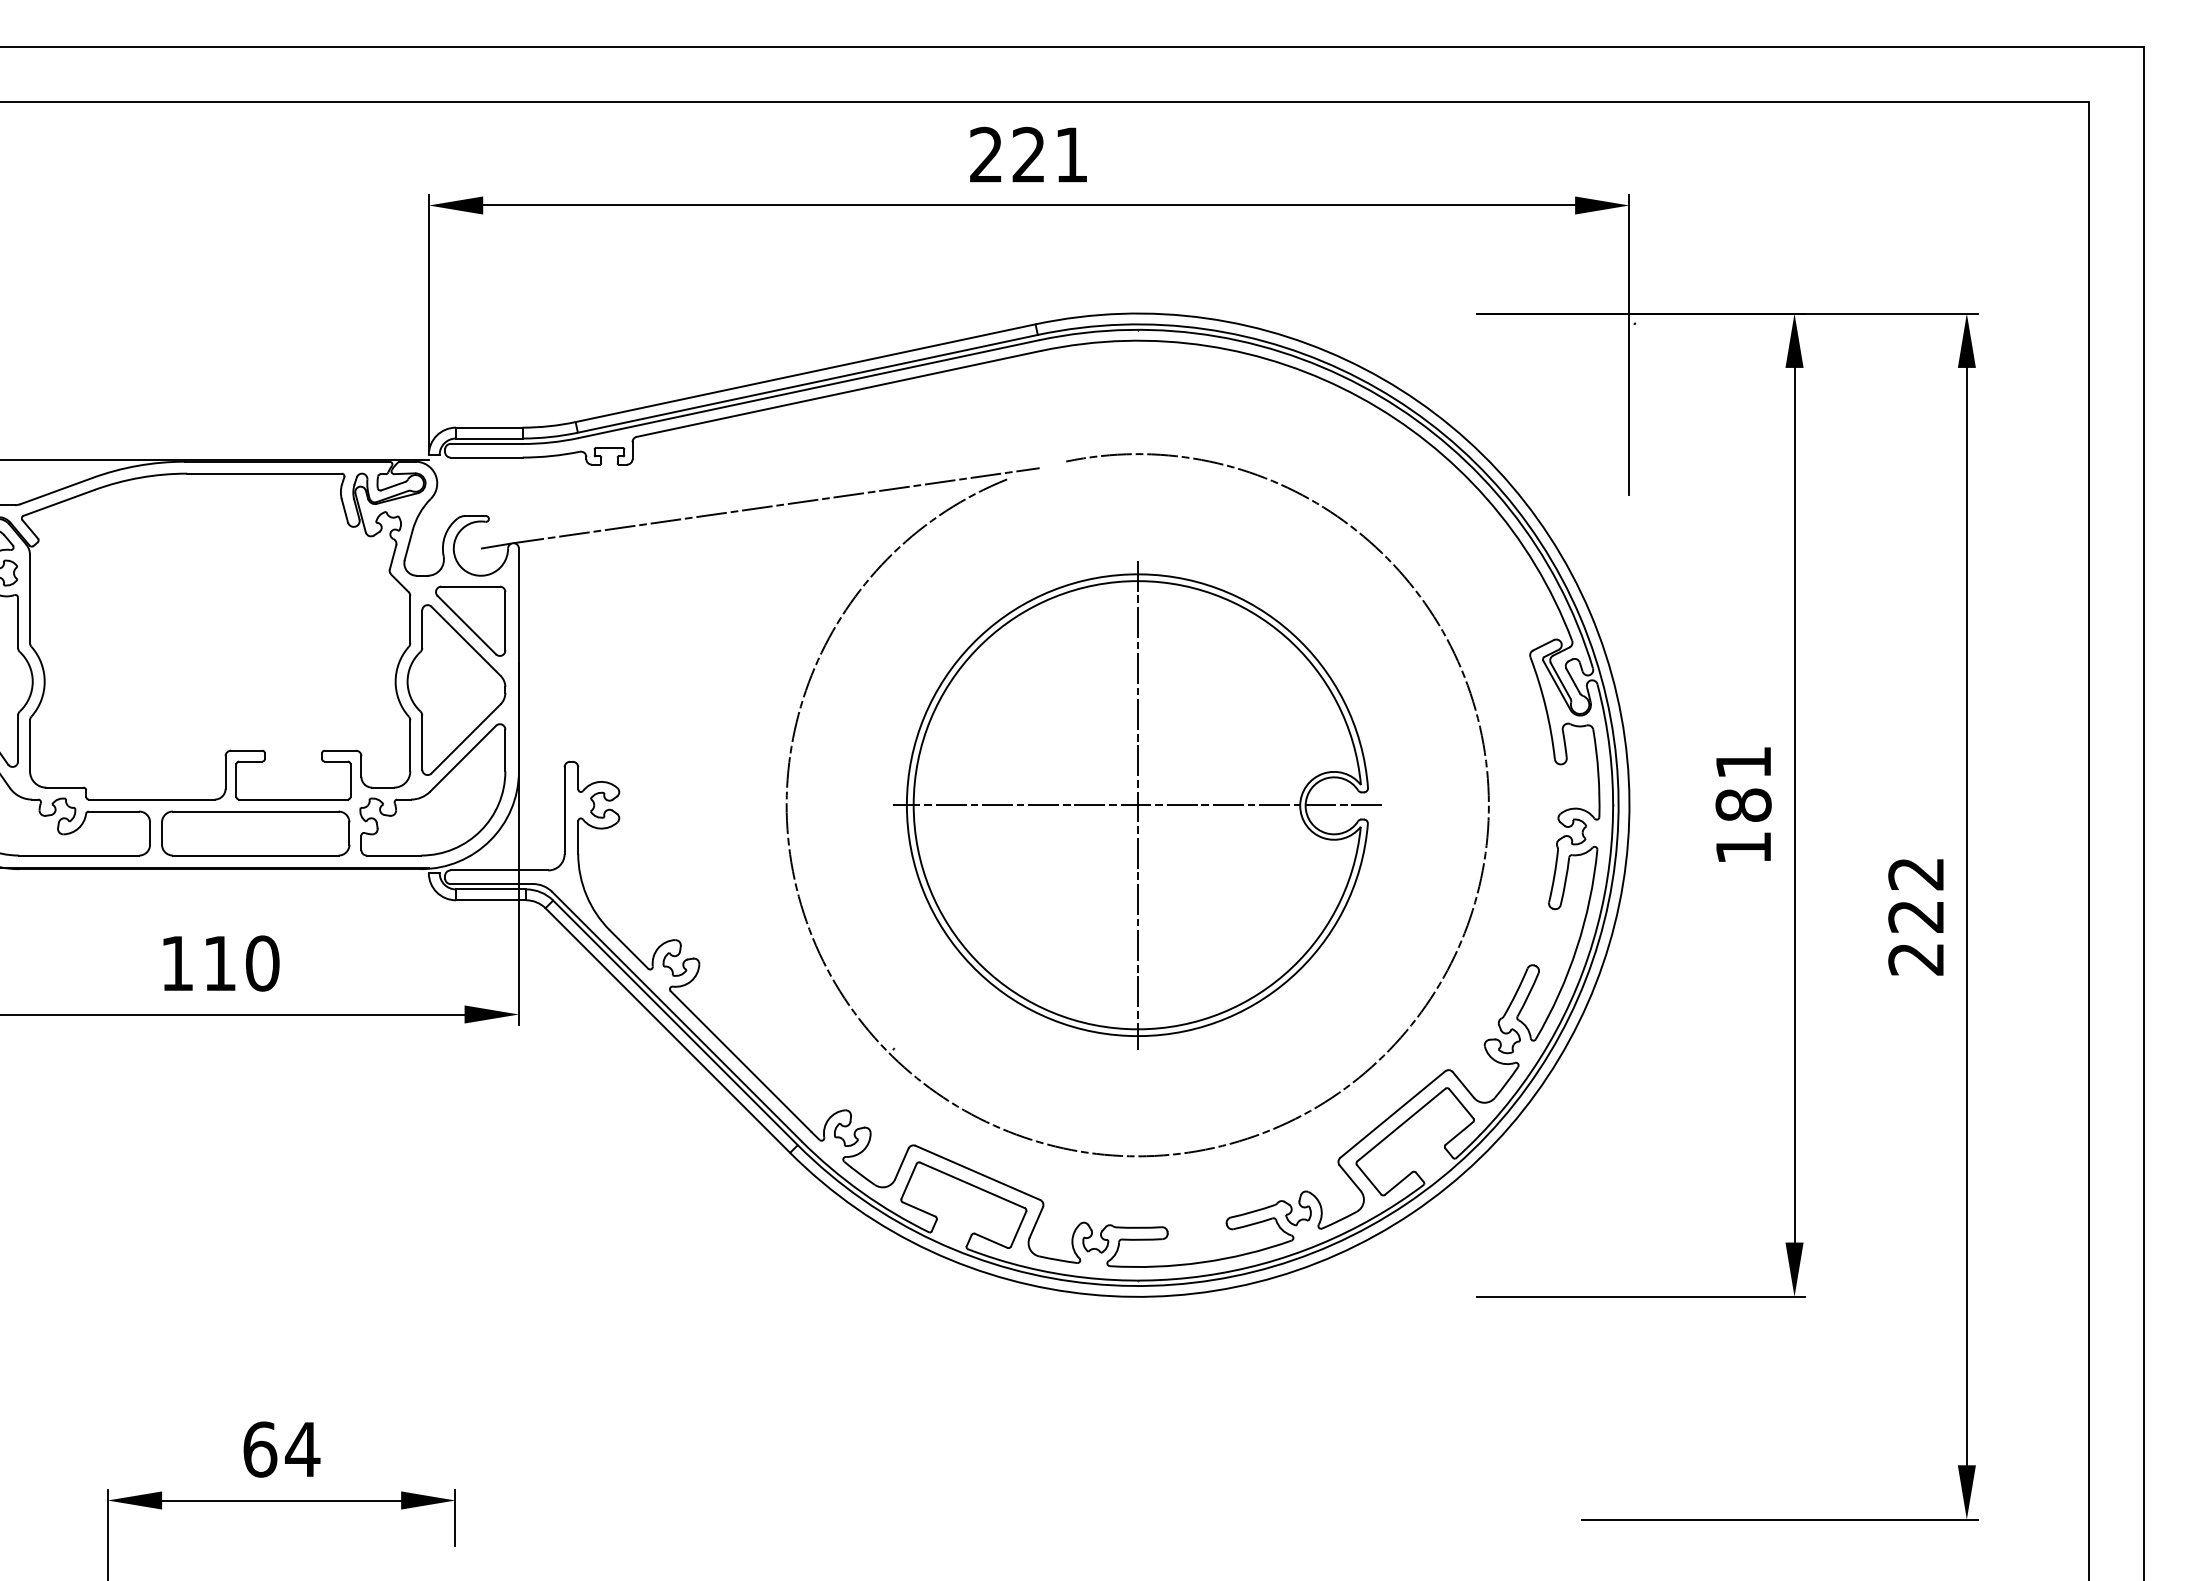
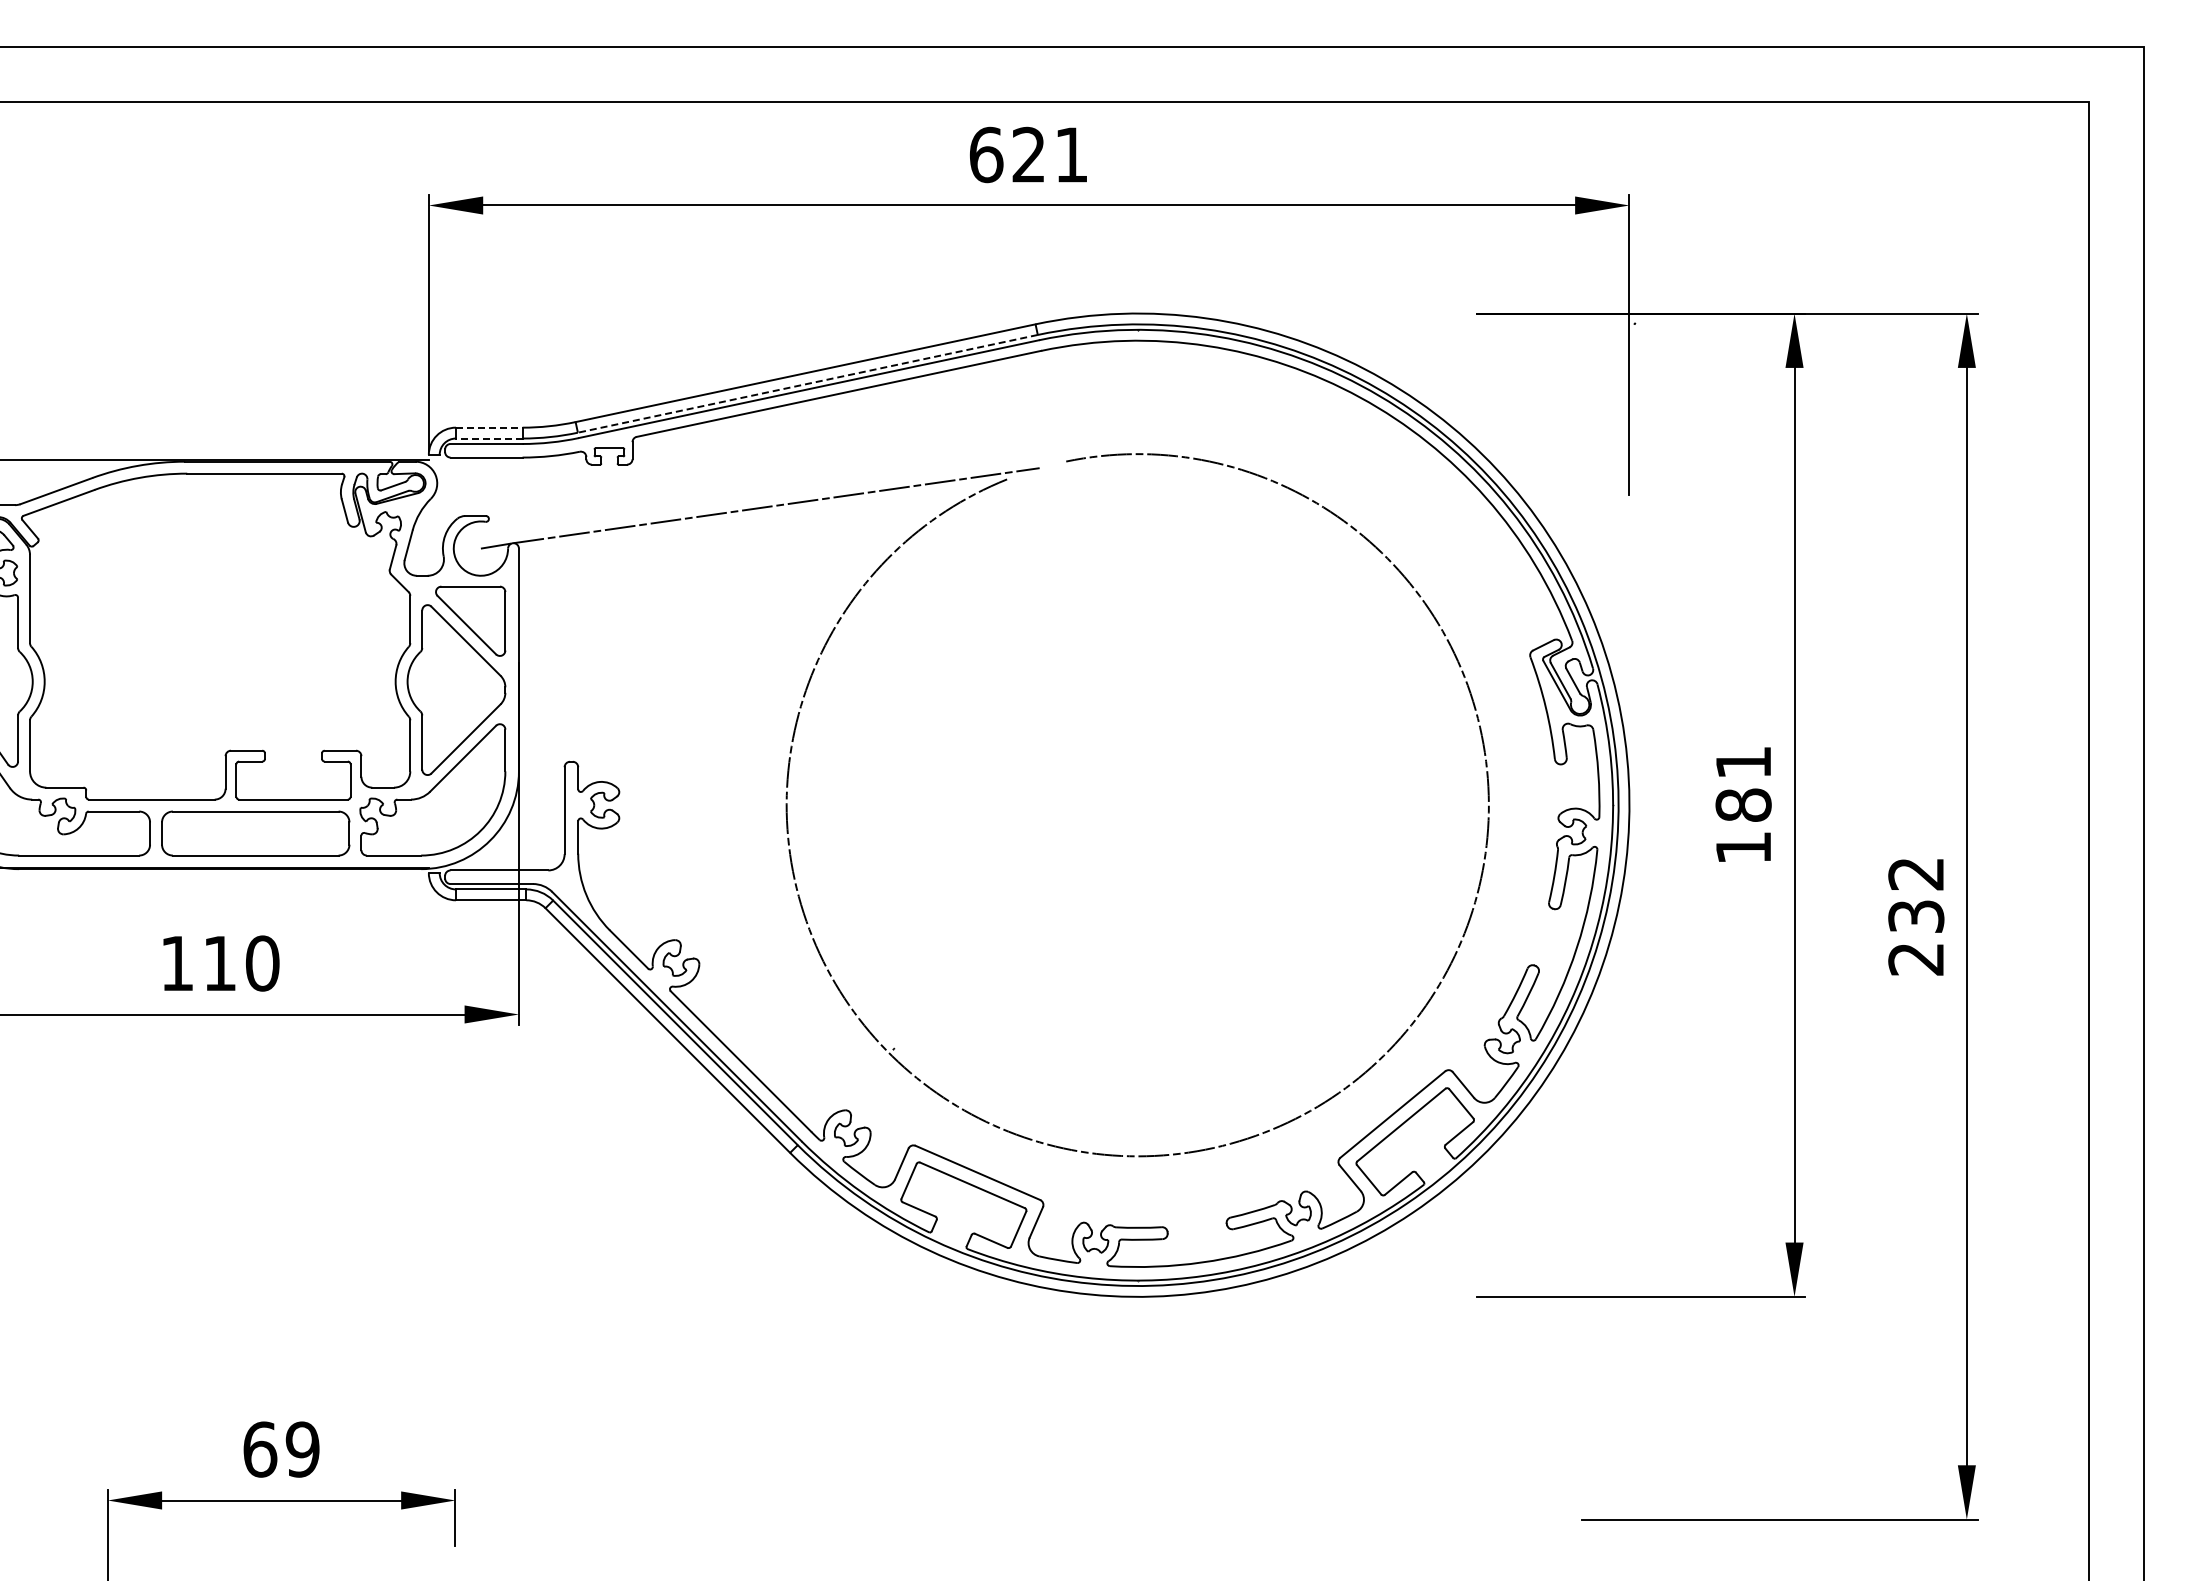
text: 221 -> 621 (986, 154)
line: solid -> dashed (807, 383)
line: solid -> dashed (489, 427)
line: solid -> dashed (488, 438)
part: present -> none (1137, 805)
text: 222 -> 232 (1916, 916)
text: 64 -> 69 (302, 1449)
